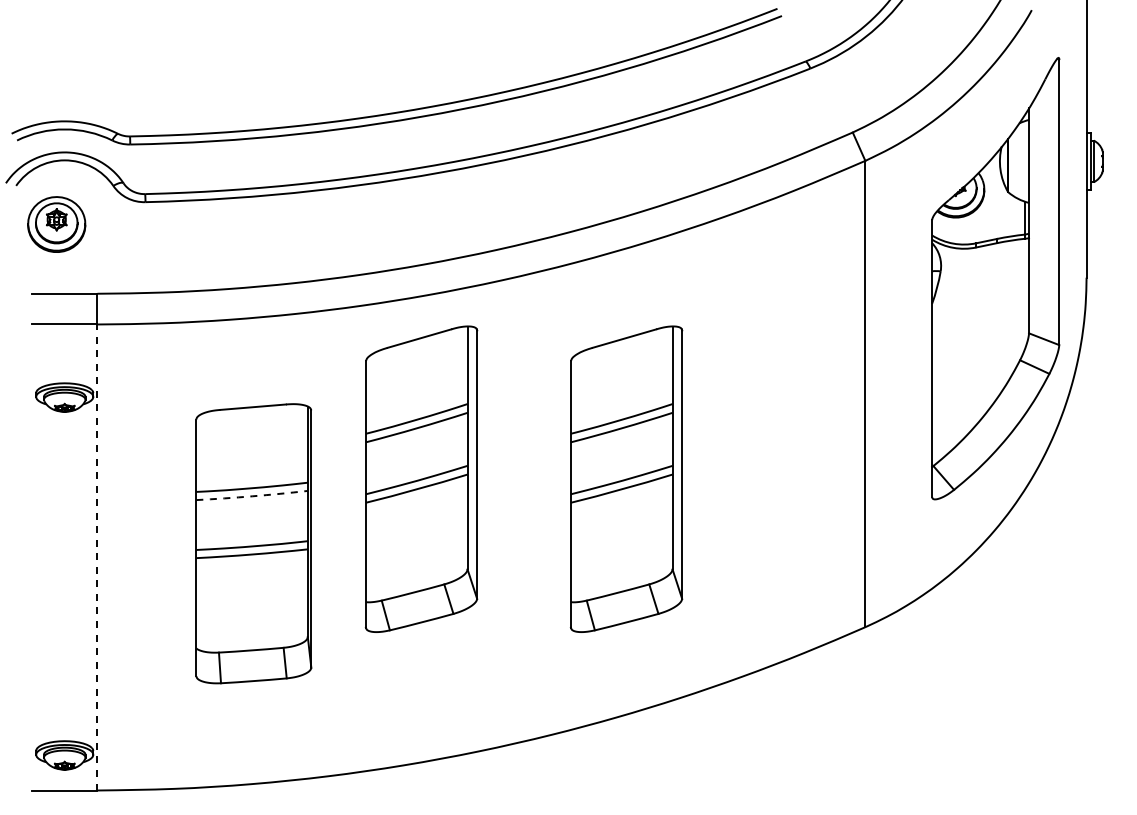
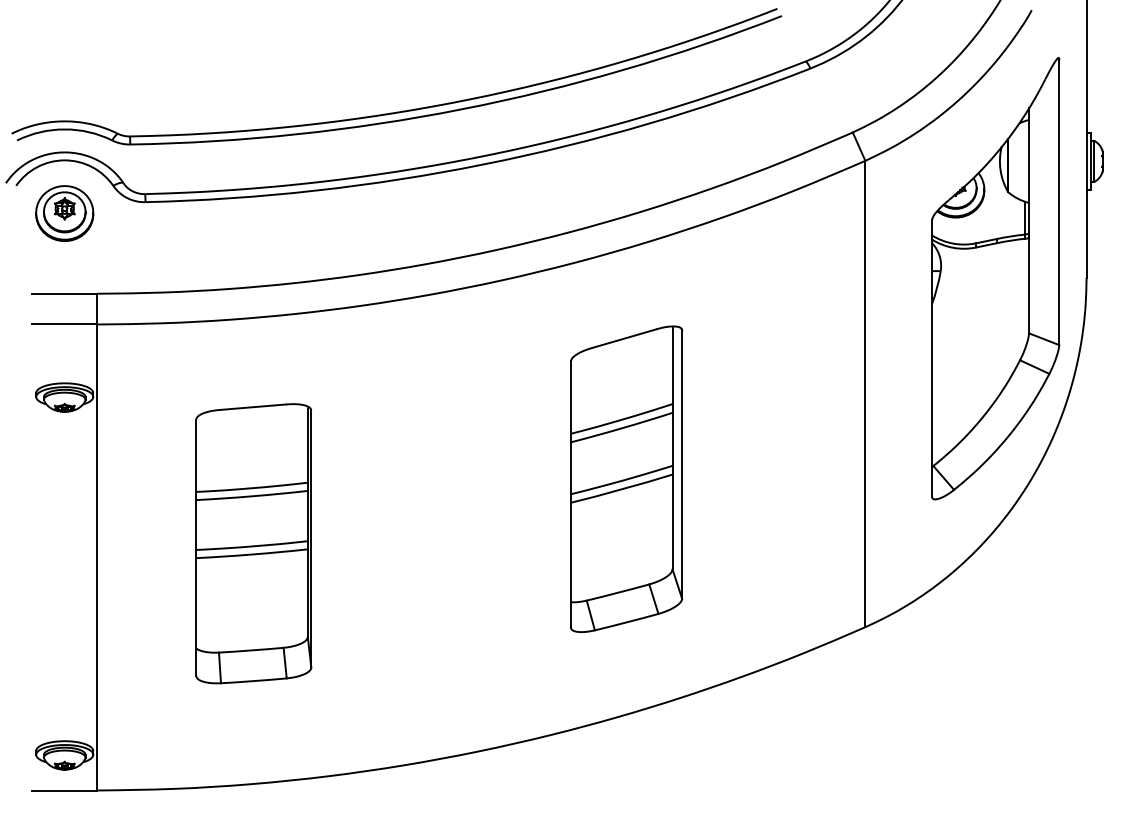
part position: (56, 224) -> (64, 213) (64, 213)
part: present -> none (421, 478)
arc: dashed -> solid (252, 496)
line: dashed -> solid (97, 556)
